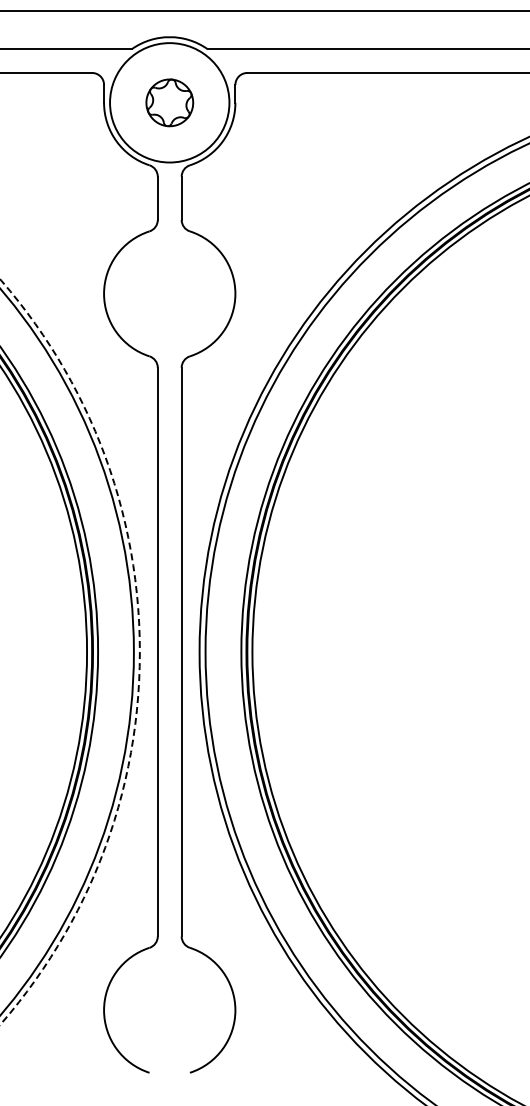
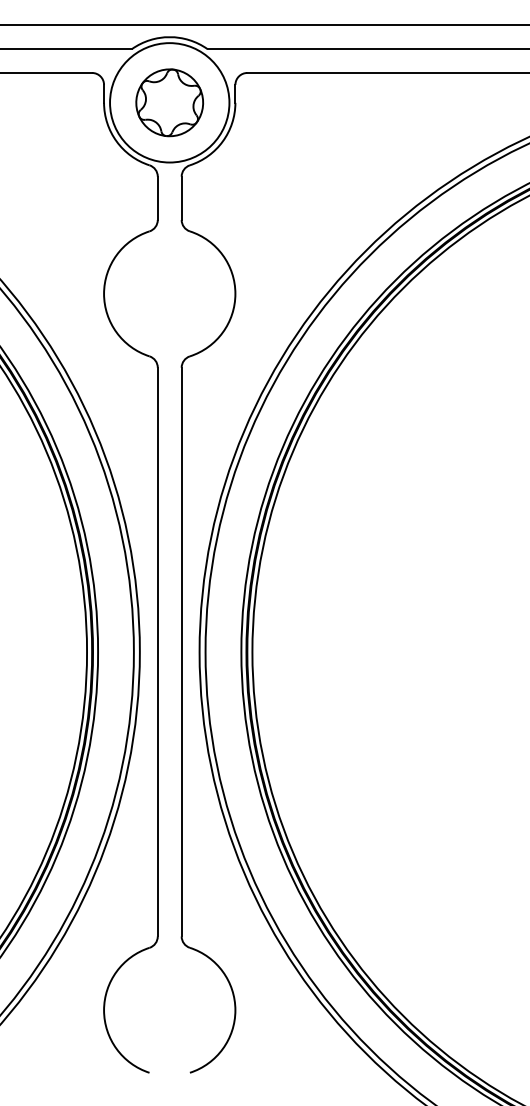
line position: (264, 11) -> (264, 25) (264, 25)
part size: 50x50 px -> 70x70 px (169, 102)
circle: dashed -> solid (69, 651)
